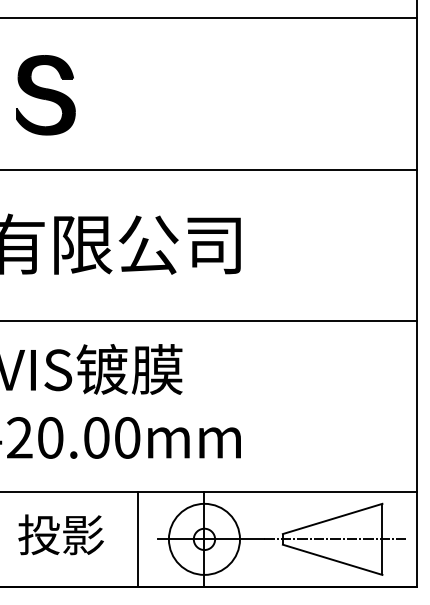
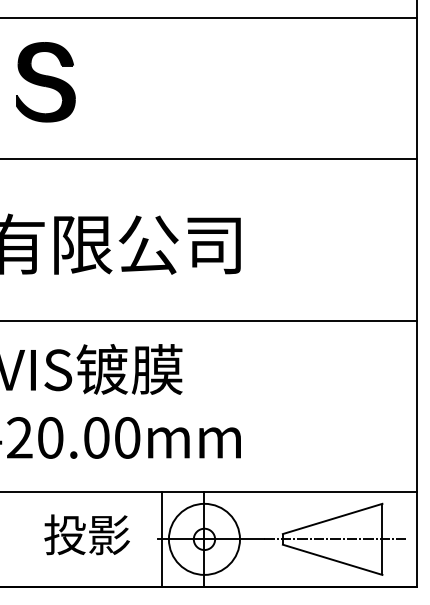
part position: (45, 95) -> (45, 82) (45, 82)
line position: (209, 169) -> (209, 158) (209, 158)
text position: (60, 534) -> (86, 534) (86, 534)
line position: (137, 538) -> (161, 538) (161, 538)
